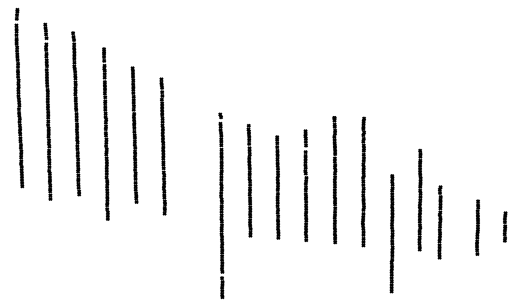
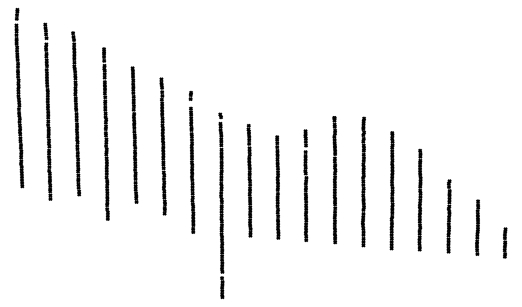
part: none -> present (191, 161)
part position: (439, 222) -> (448, 216) (448, 216)
part position: (504, 226) -> (504, 242) (504, 242)
part position: (391, 233) -> (391, 190) (391, 190)
